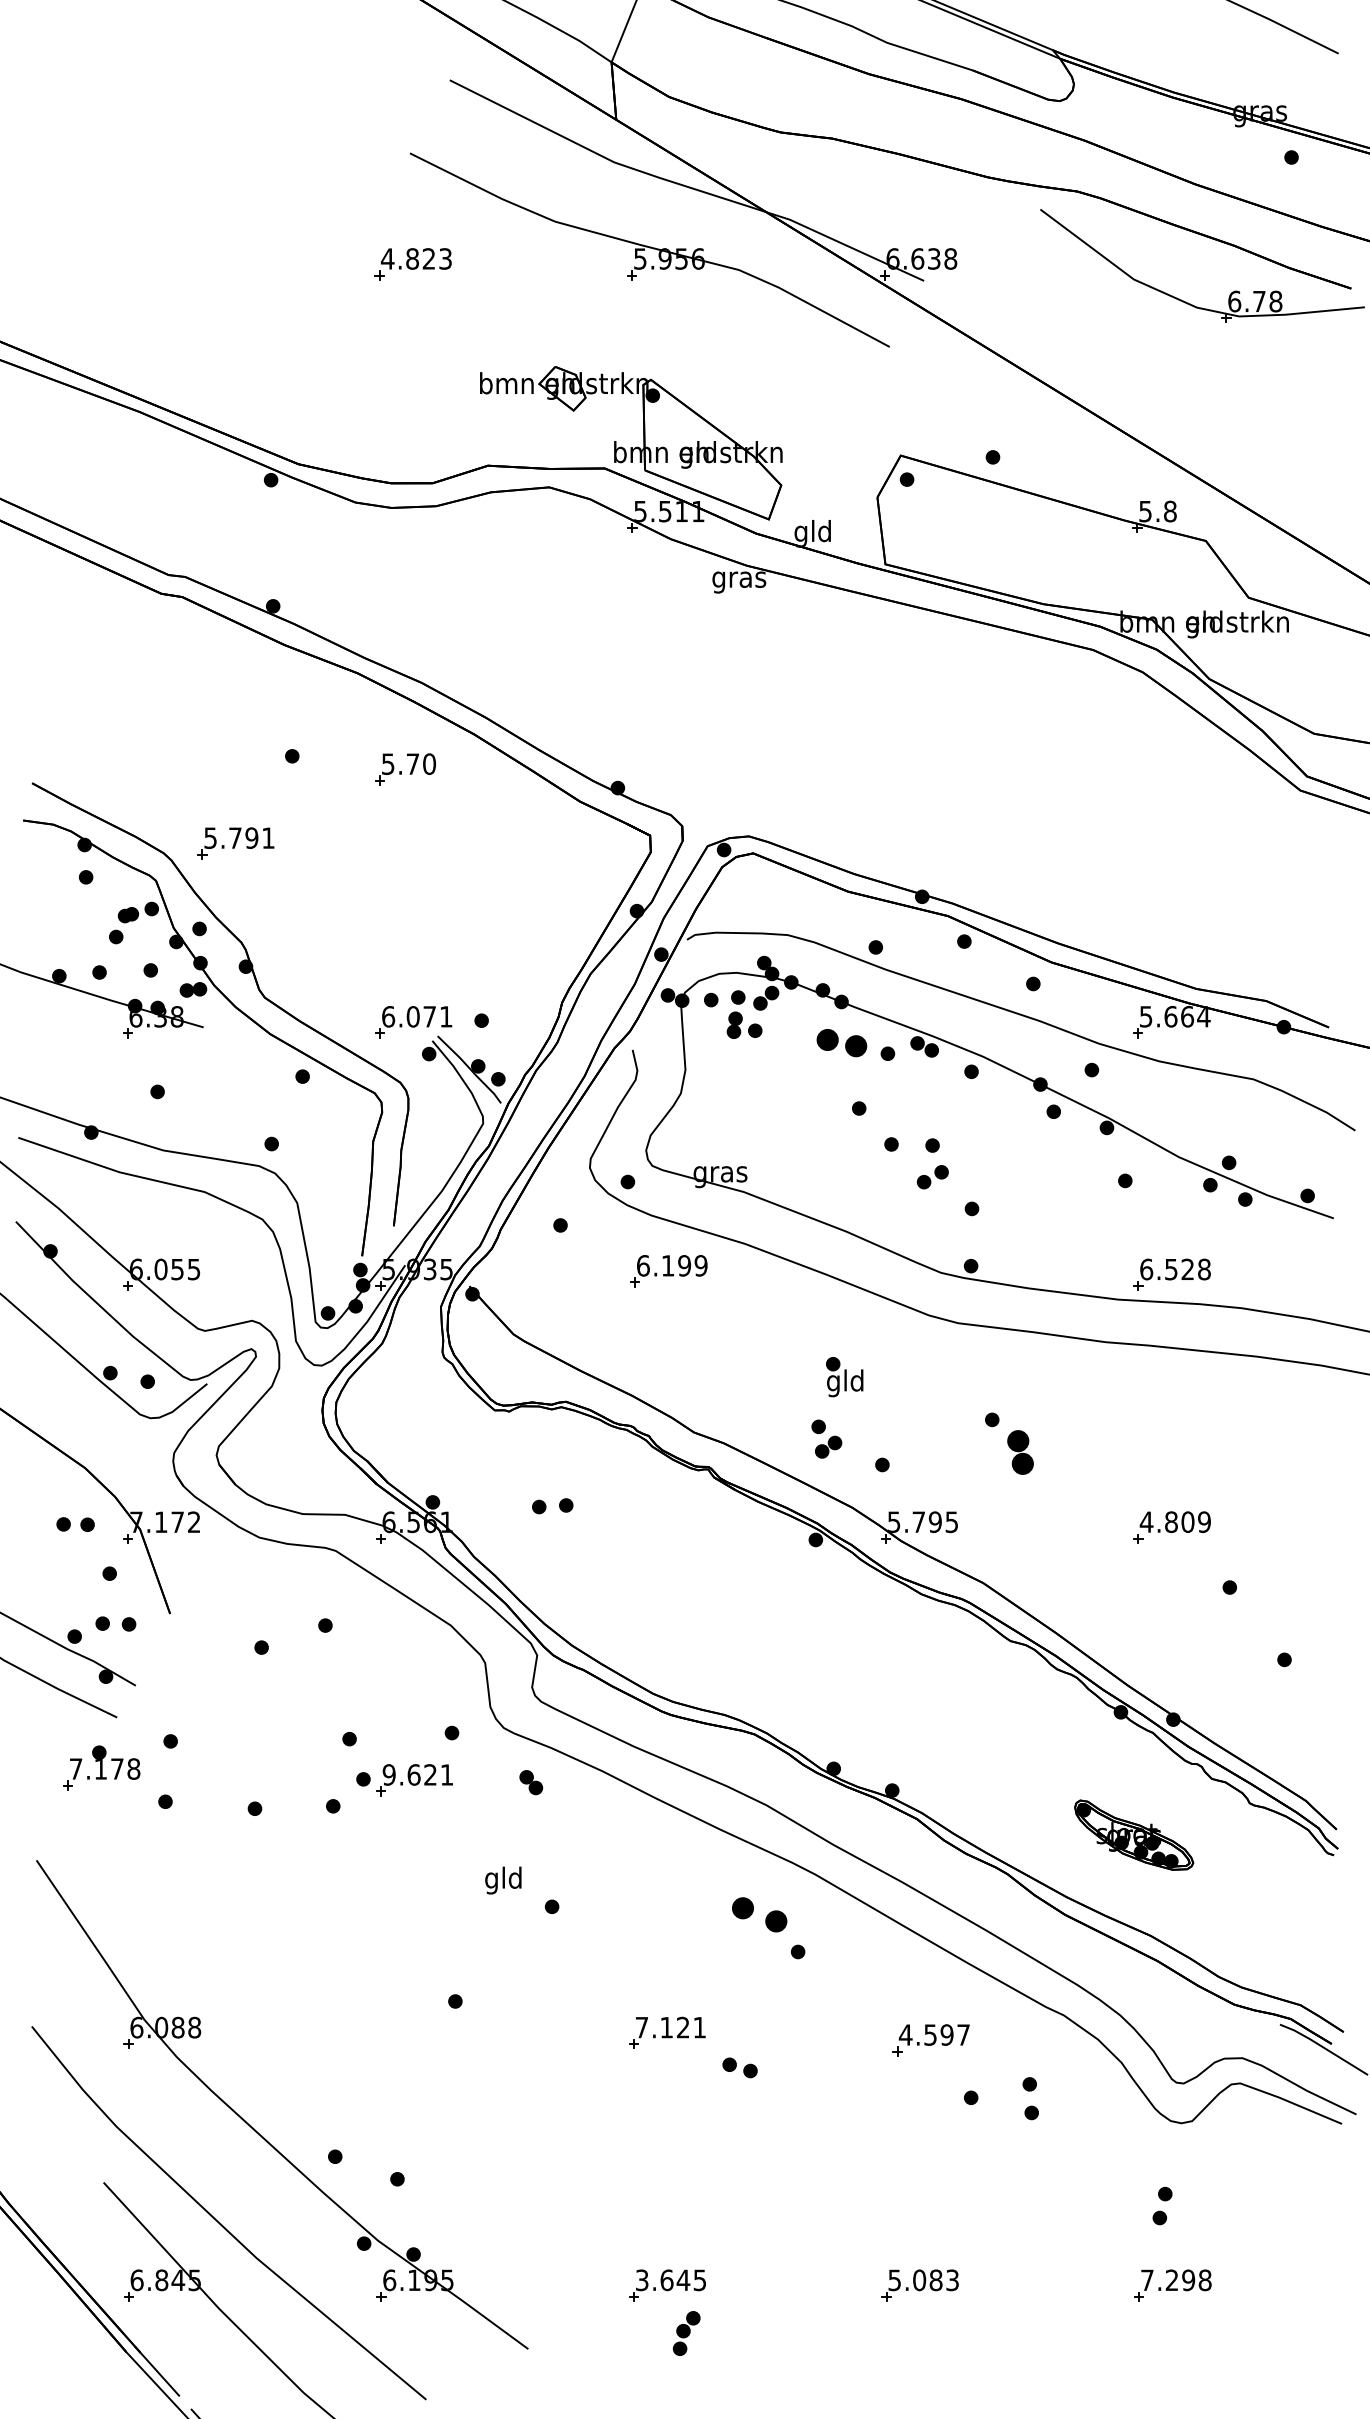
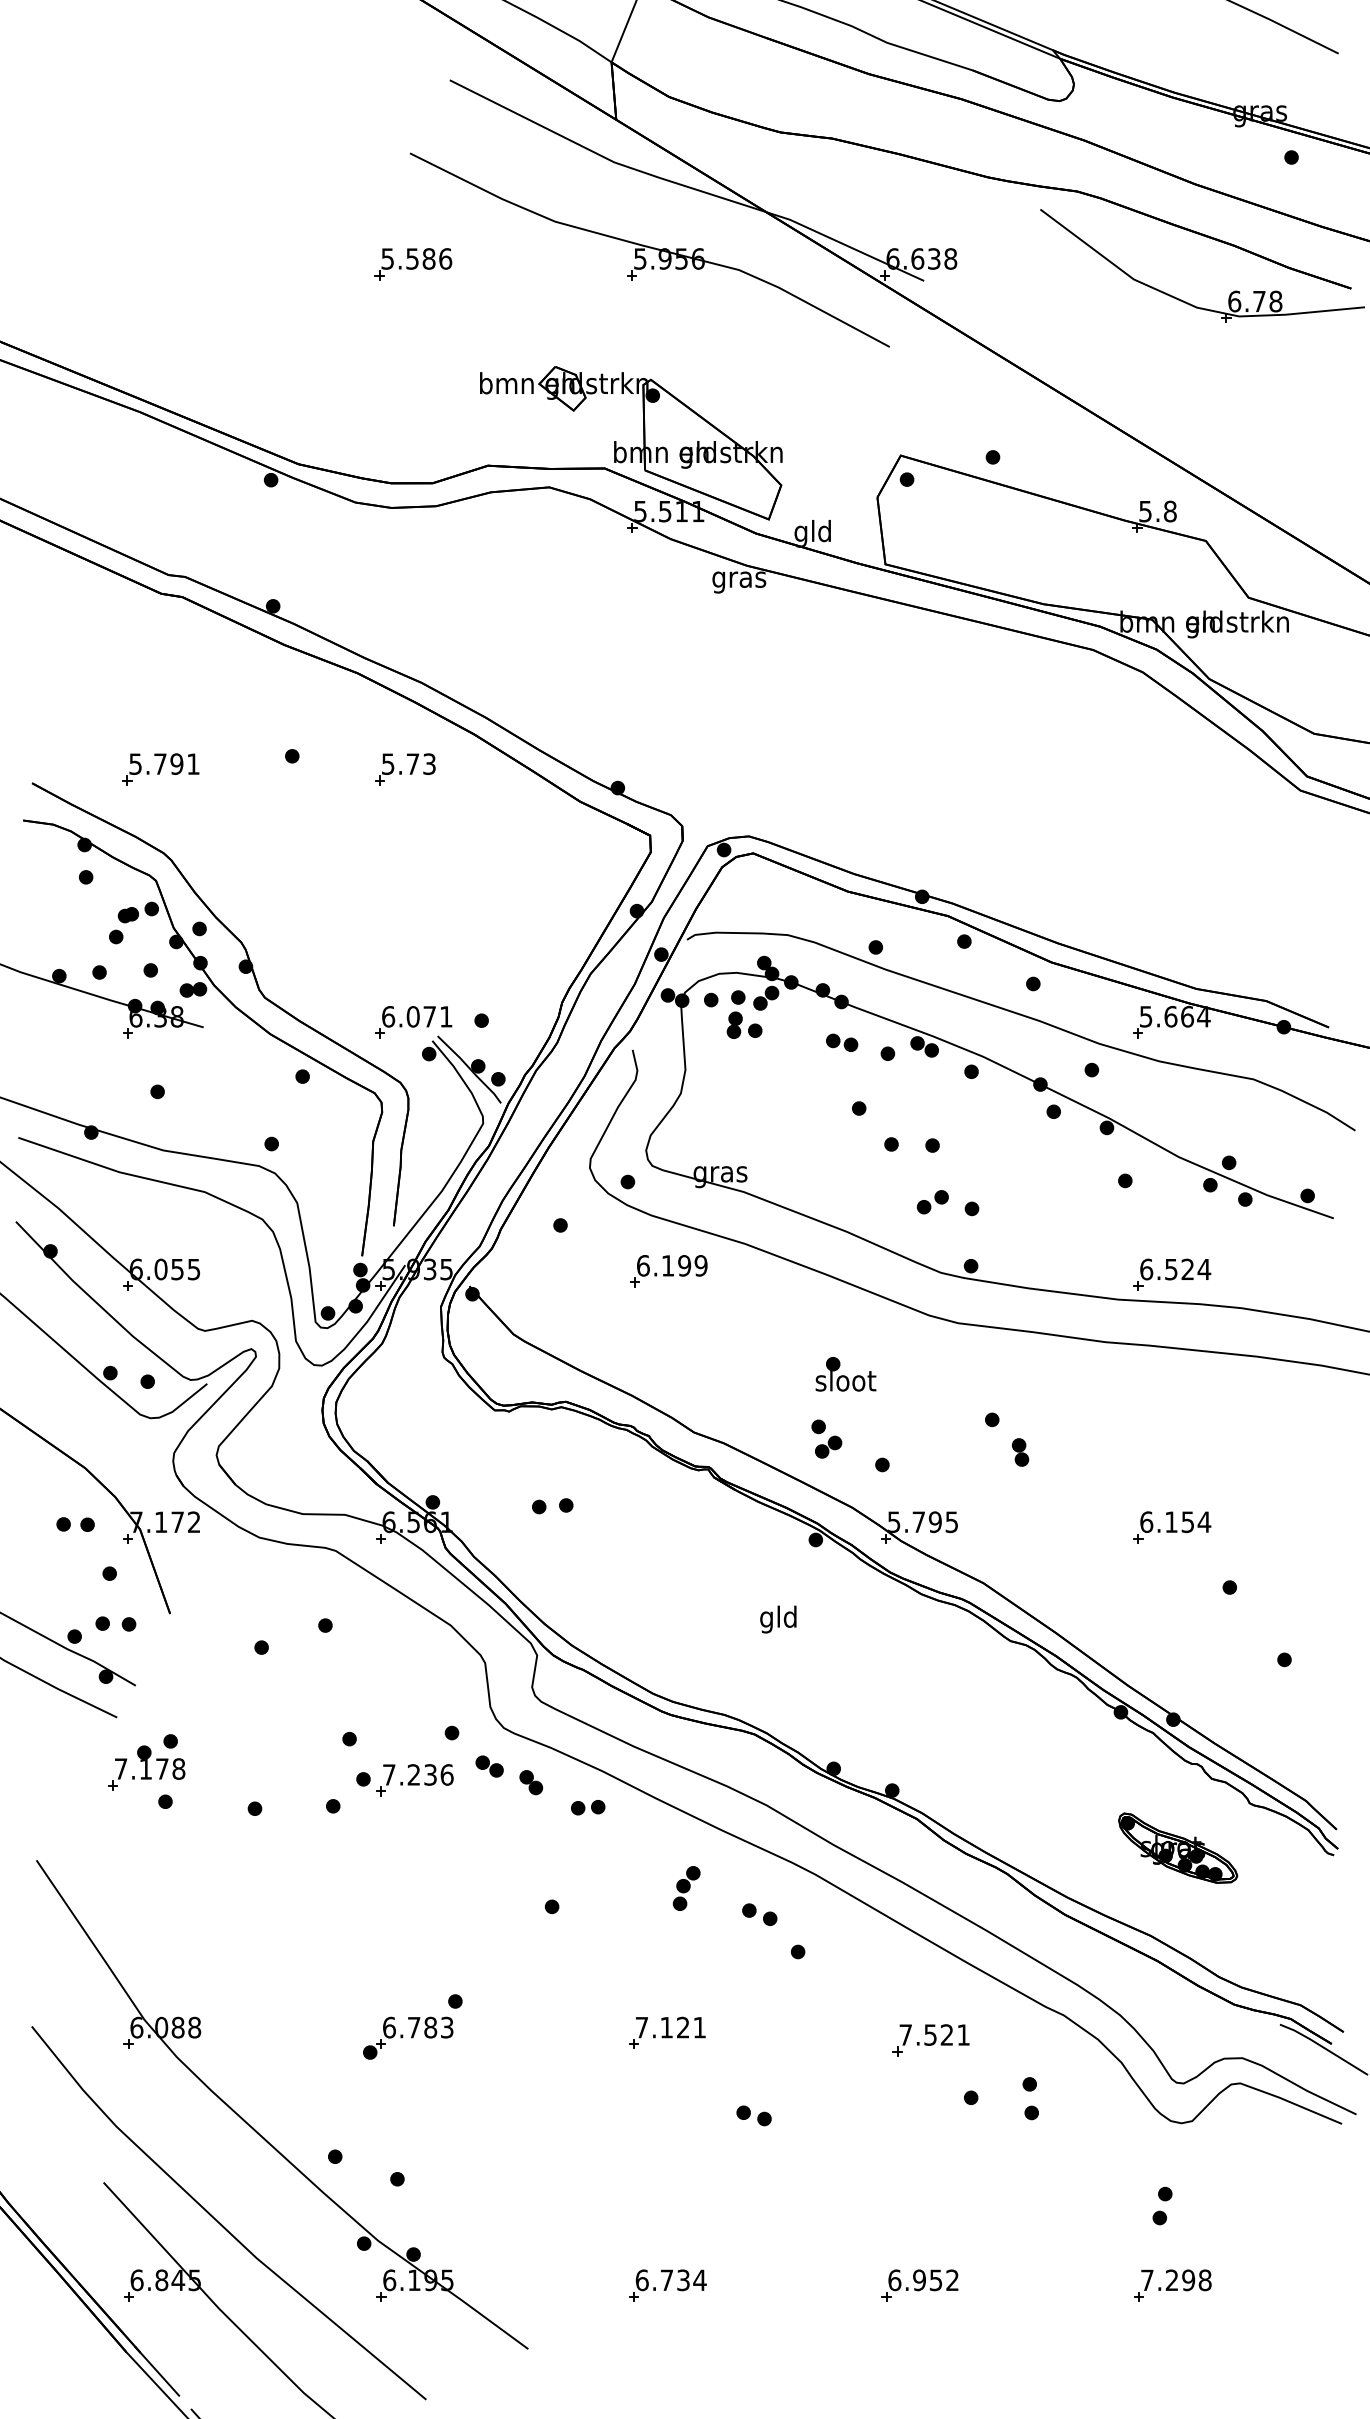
text: 4.823 -> 5.586 (416, 258)
text: 5.70 -> 5.73 (429, 763)
part position: (235, 843) -> (160, 769) (160, 769)
part size: 52x29 px -> 33x19 px (842, 1042)
part position: (932, 1177) -> (932, 1202) (932, 1202)
text: 6.528 -> 6.524 (1204, 1269)
text: gld -> sloot (845, 1383)
part size: 27x45 px -> 19x29 px (1020, 1452)
text: 4.809 -> 6.154 (1175, 1522)
part: none -> present (489, 1766)
part position: (101, 1767) -> (146, 1767) (146, 1767)
text: 9.621 -> 7.236 (417, 1774)
part: none -> present (588, 1807)
part position: (1134, 1834) -> (1178, 1847) (1178, 1847)
text position: (503, 1880) -> (778, 1619) (778, 1619)
part size: 56x36 px -> 36x23 px (759, 1914)
text: 4.597 -> 7.521 (933, 2034)
part: none -> present (408, 2037)
part position: (739, 2067) -> (753, 2115) (753, 2115)
text: 3.645 -> 6.734 (670, 2280)
text: 5.083 -> 6.952 (923, 2280)
part position: (686, 2333) -> (686, 1888) (686, 1888)
